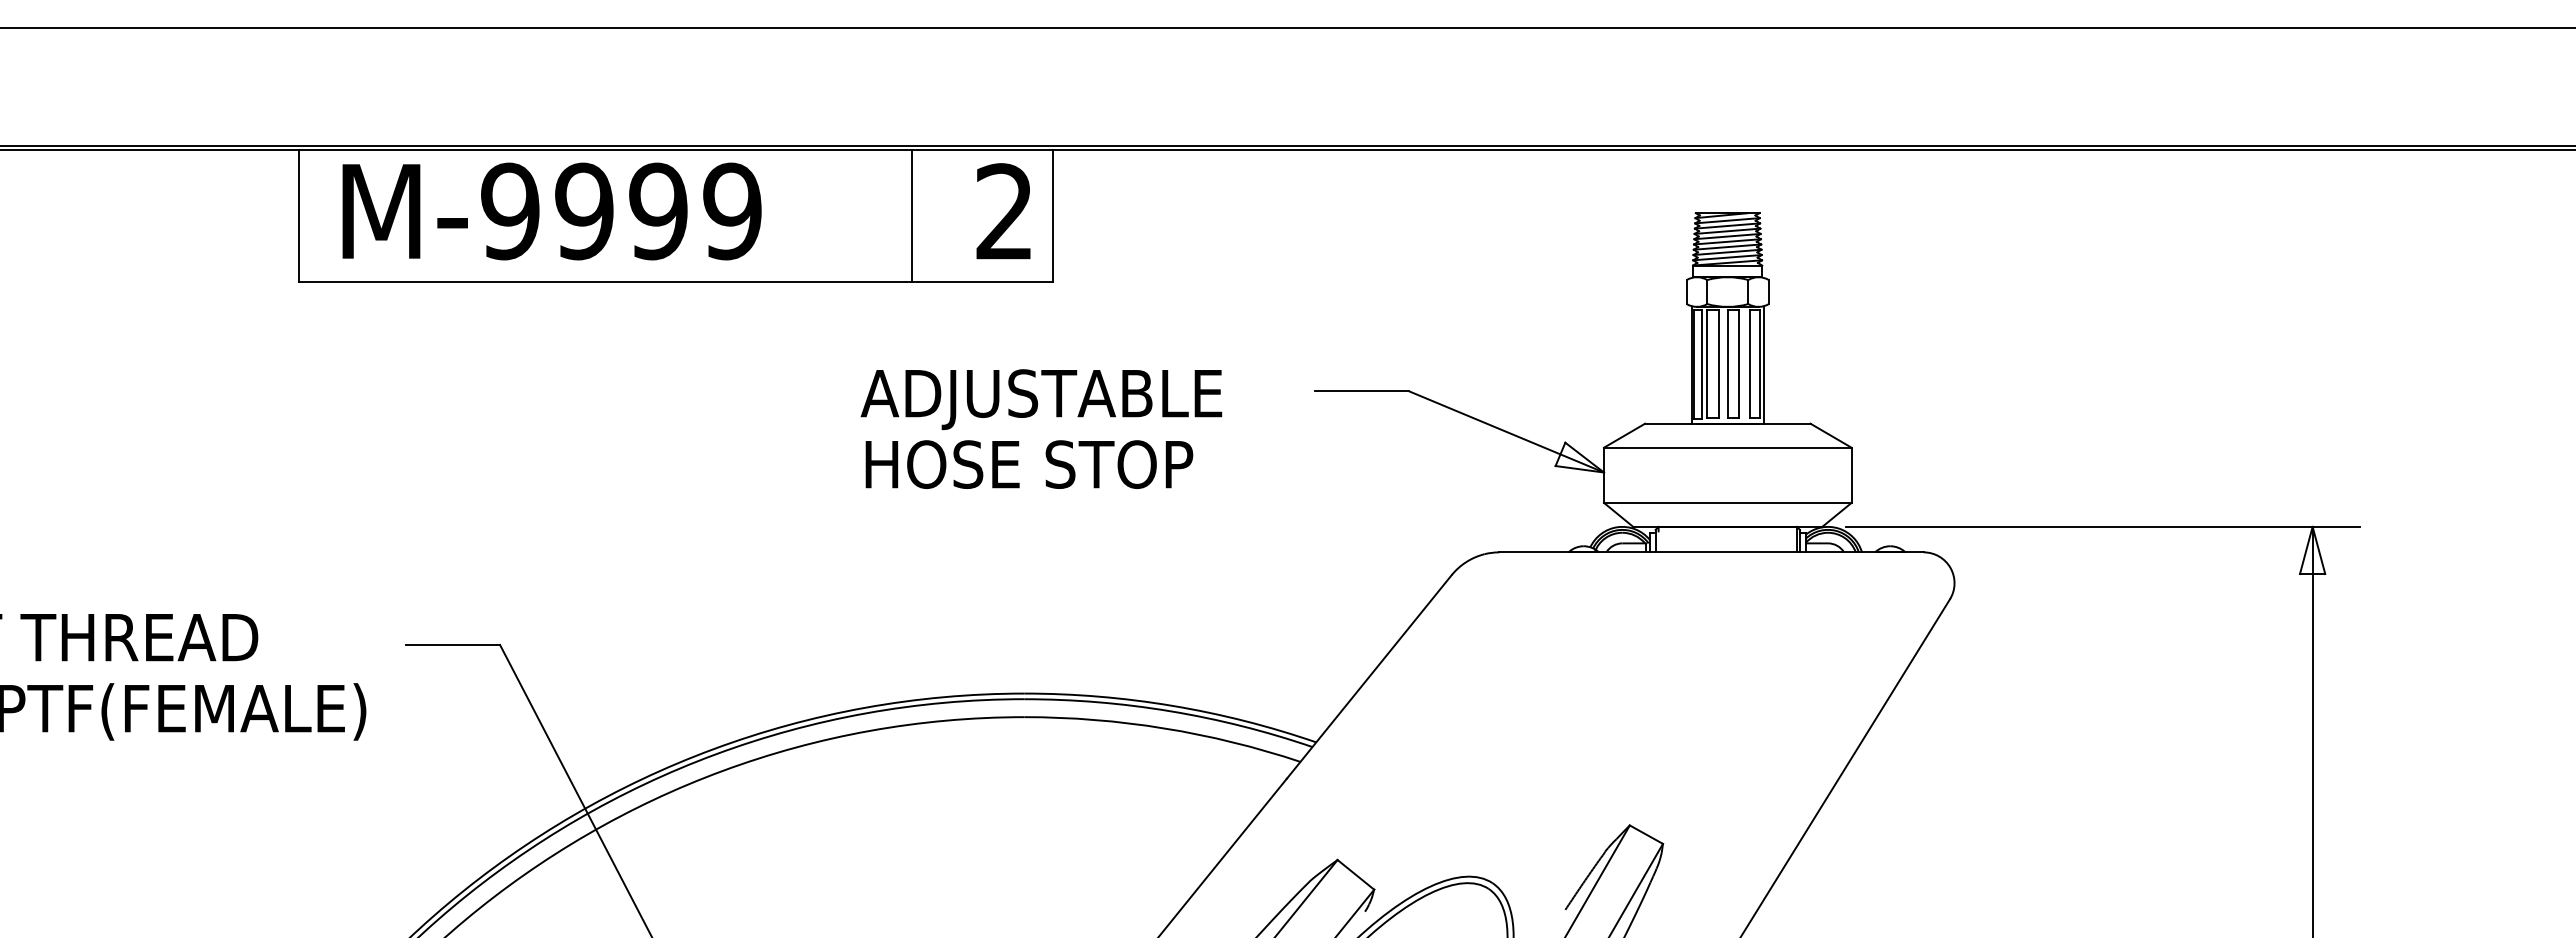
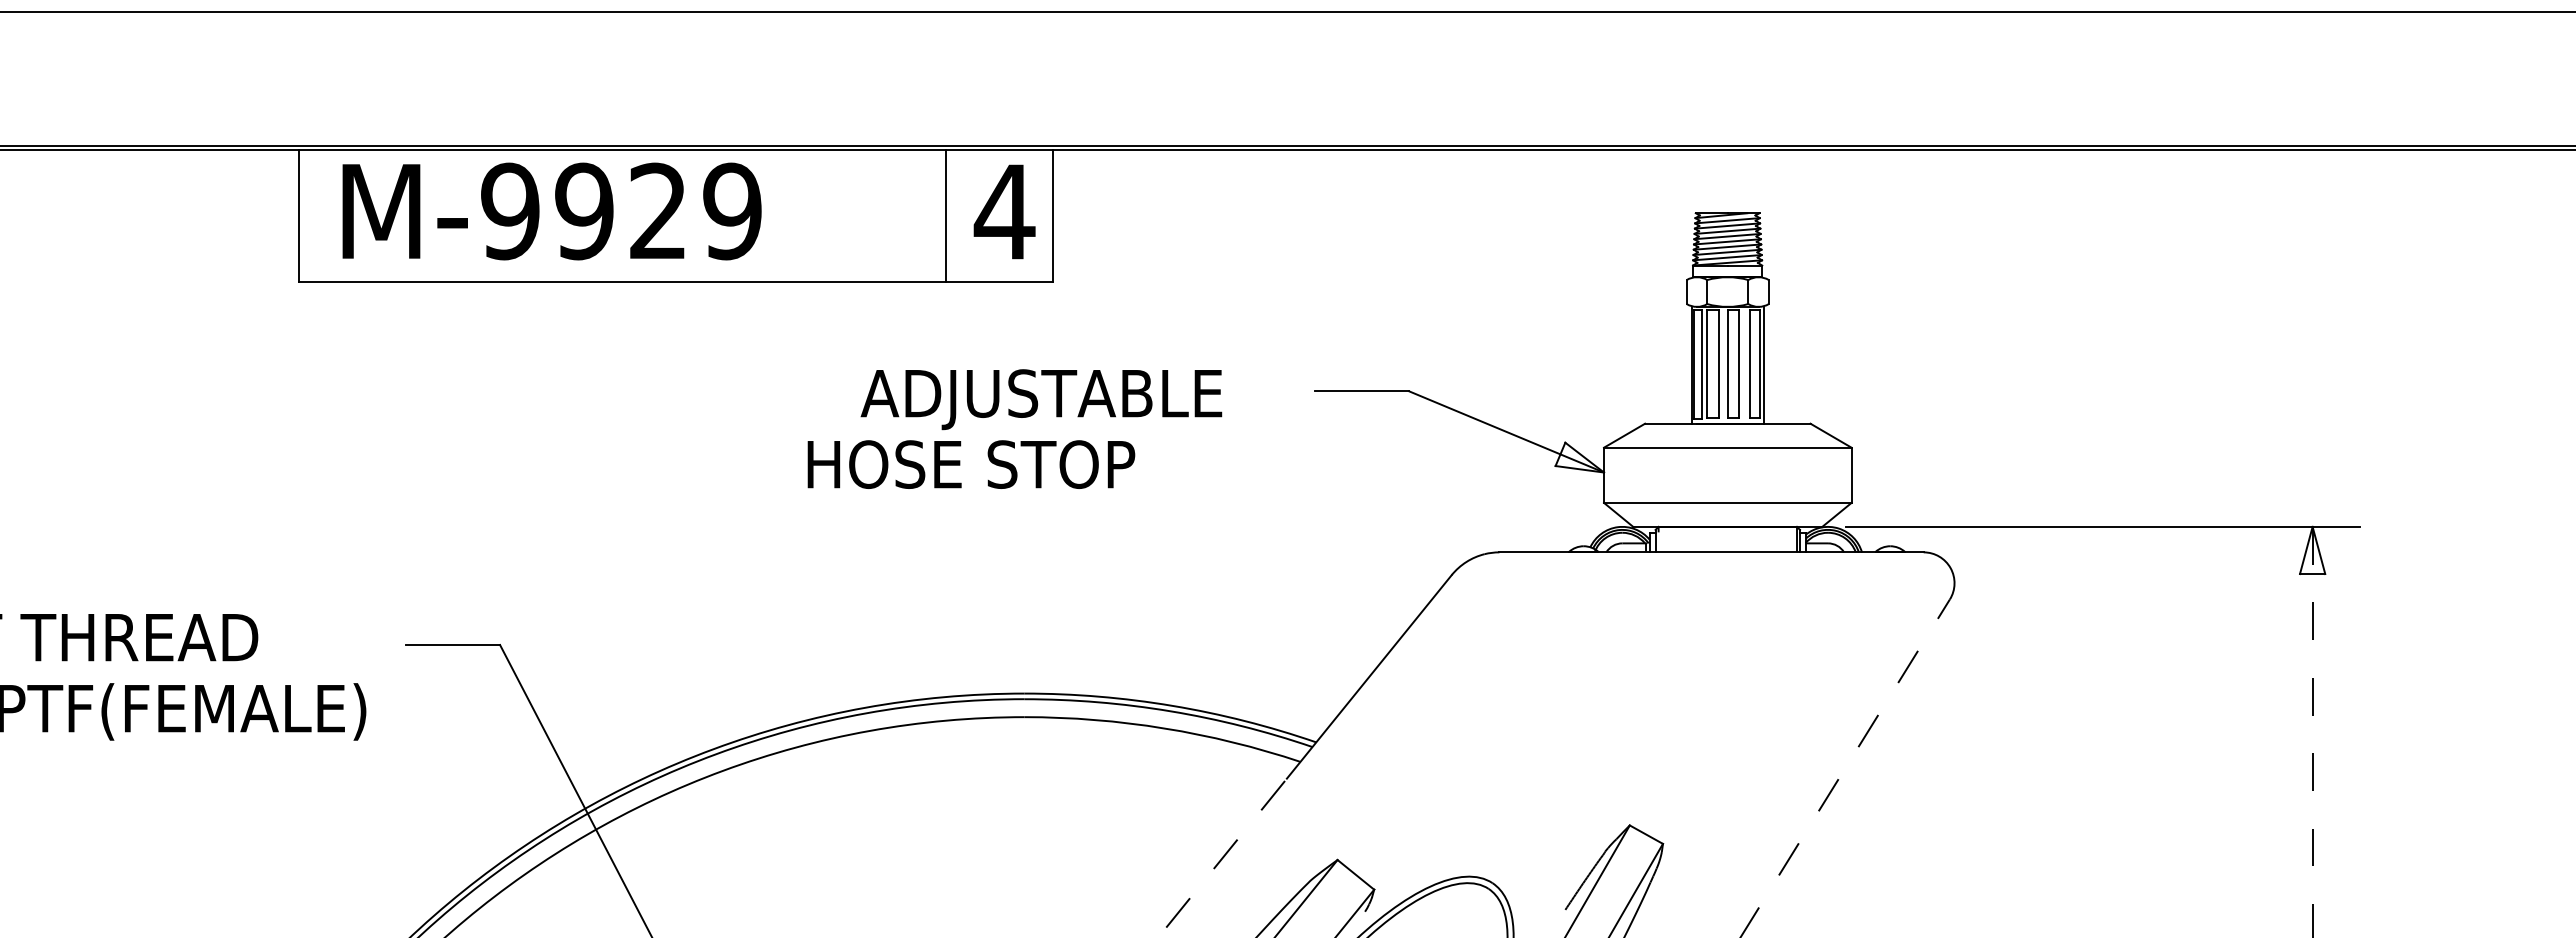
line position: (1287, 28) -> (1287, 12) (1287, 12)
text: M-9999 -> M-9929 (658, 211)
text: 2 -> 4 (1004, 211)
line position: (911, 215) -> (945, 215) (945, 215)
text position: (1029, 464) -> (971, 464) (971, 464)
line: solid -> dashed (2312, 732)
line: solid -> dashed (1845, 768)
line: solid -> dashed (1222, 857)
